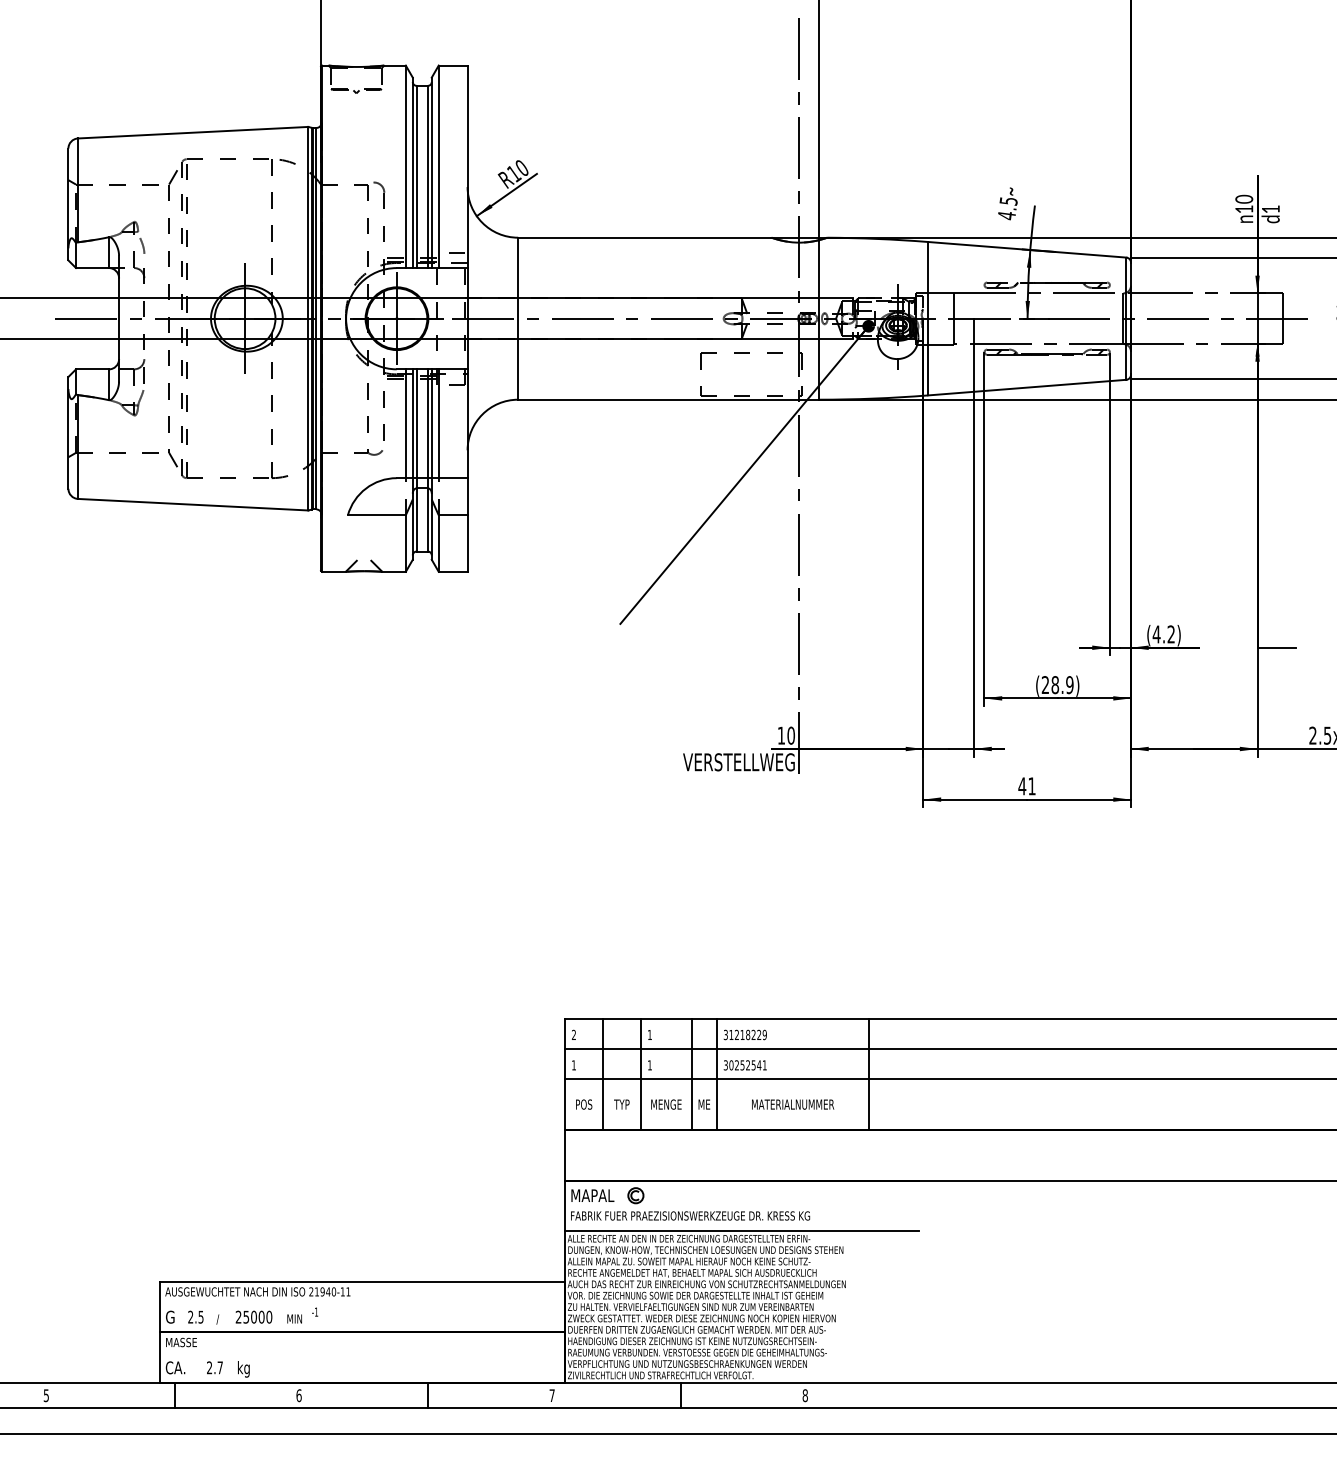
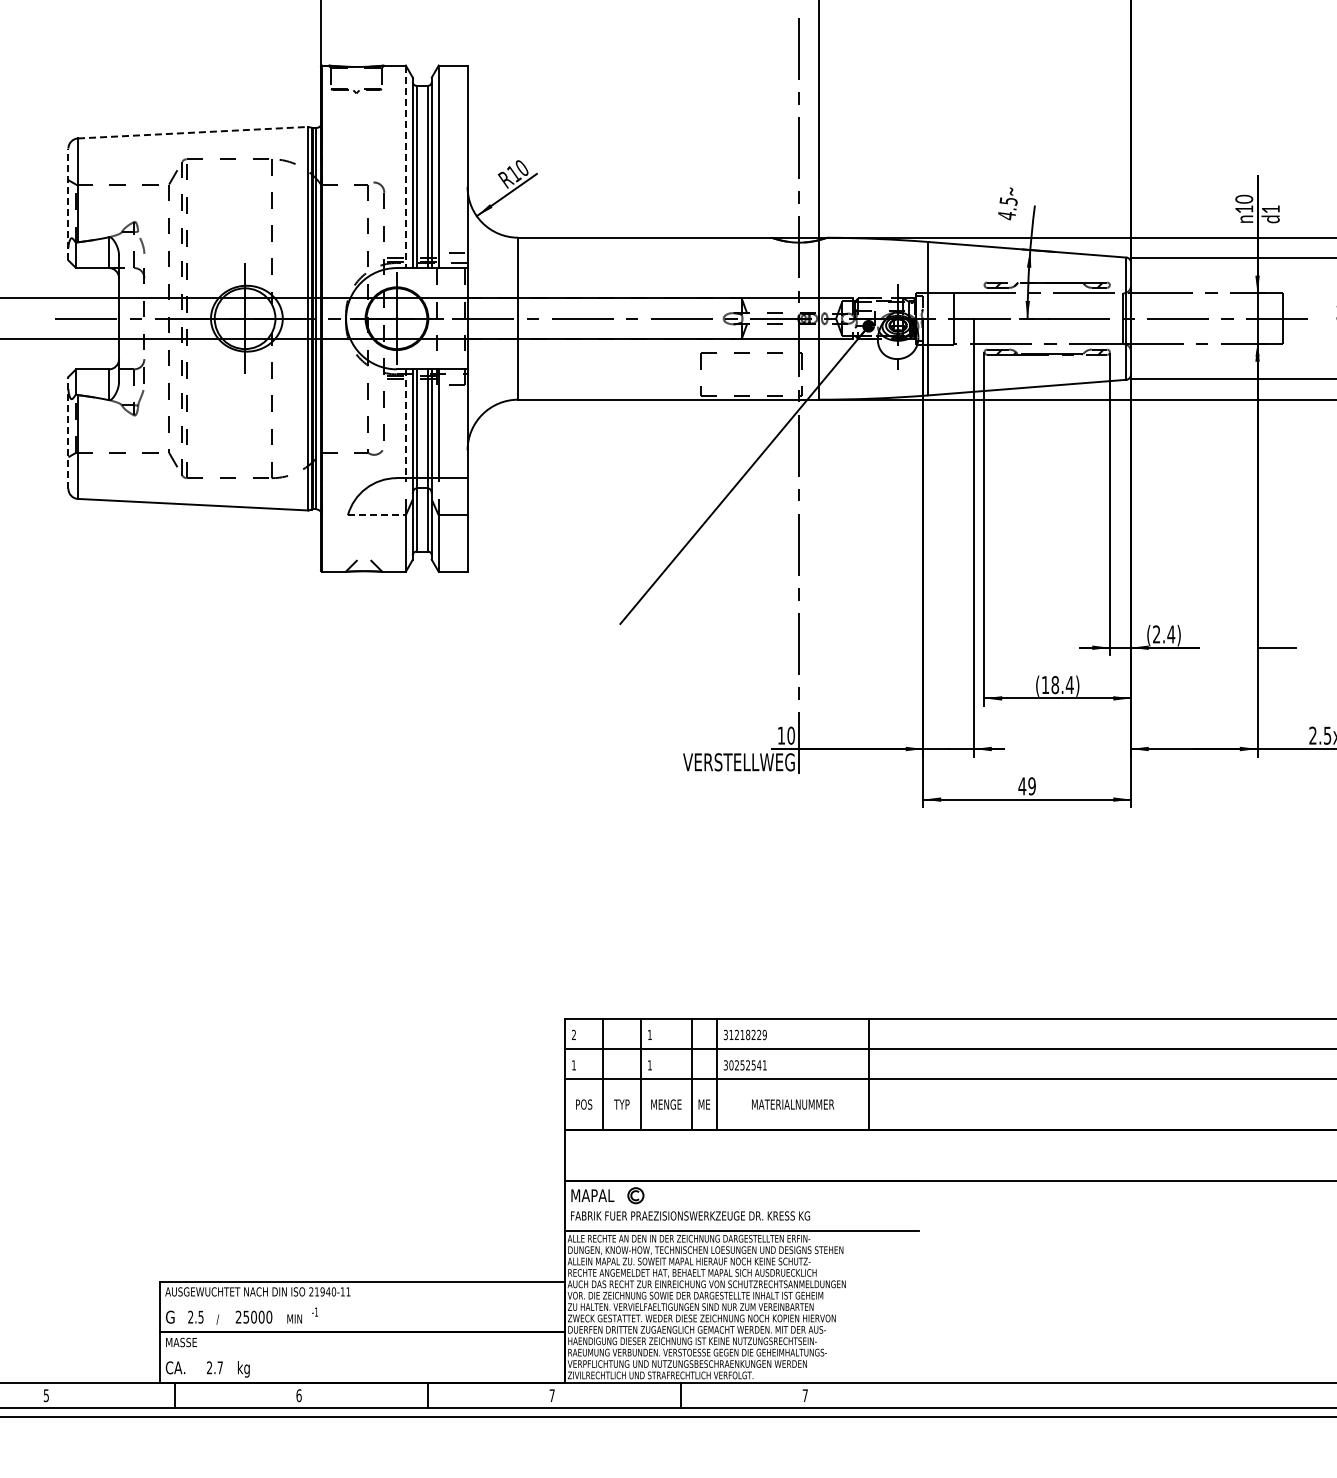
line: solid -> dashed (193, 132)
line: solid -> dashed (405, 167)
line: solid -> dashed (68, 204)
line: solid -> dashed (405, 424)
line: solid -> dashed (68, 432)
line: solid -> dashed (376, 515)
text: (4.2) -> (2.4) (1163, 634)
text: (28.9) -> (18.4) (1057, 685)
text: 41 -> 49 (1031, 786)
text: 8 -> 7 (804, 1395)
line position: (667, 1433) -> (667, 1416) (667, 1416)
